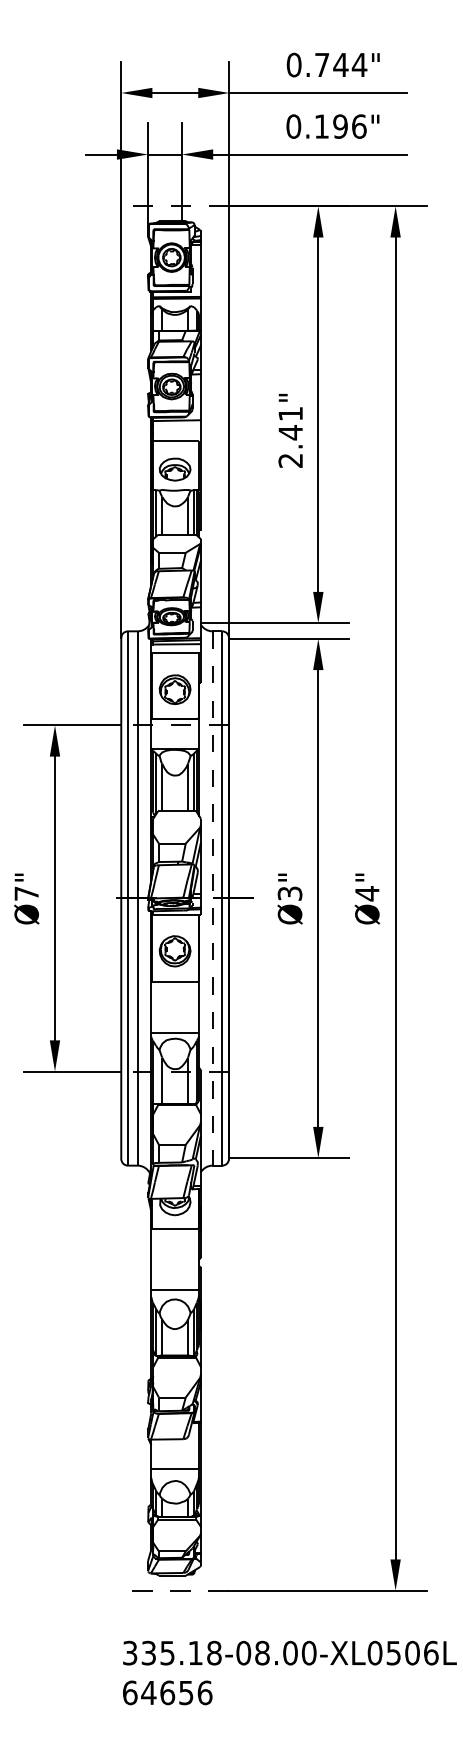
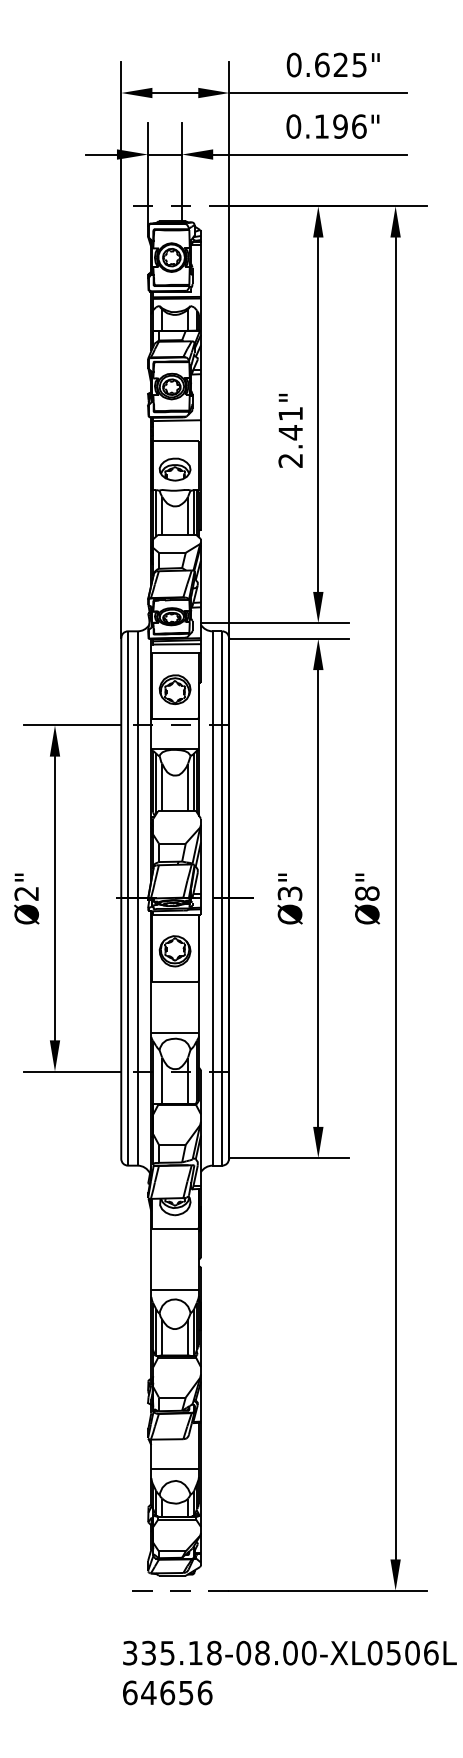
text: 0.744" -> 0.625" (341, 64)
text: Ø7" -> Ø2" (26, 893)
text: Ø4" -> Ø8" (367, 893)
line: dashed -> solid (212, 898)
